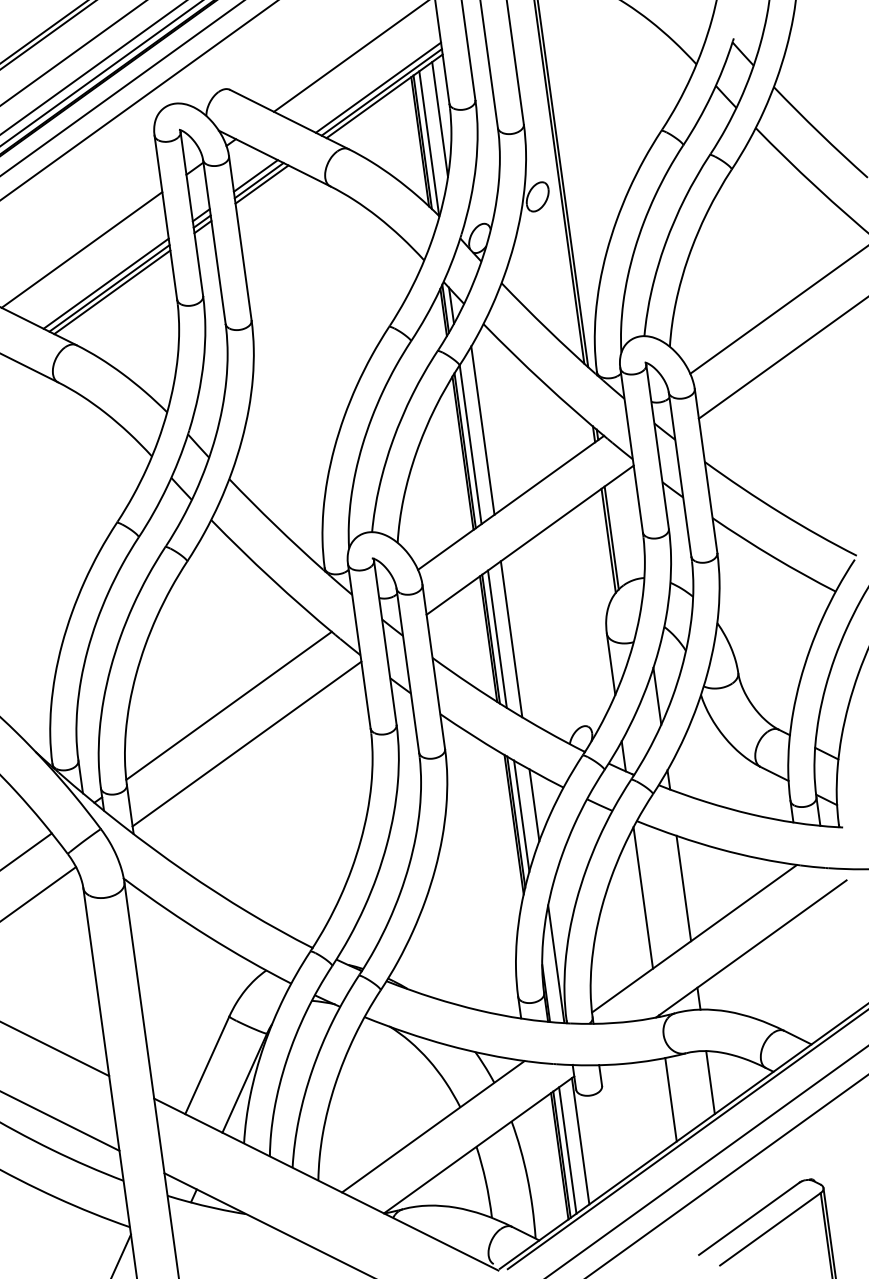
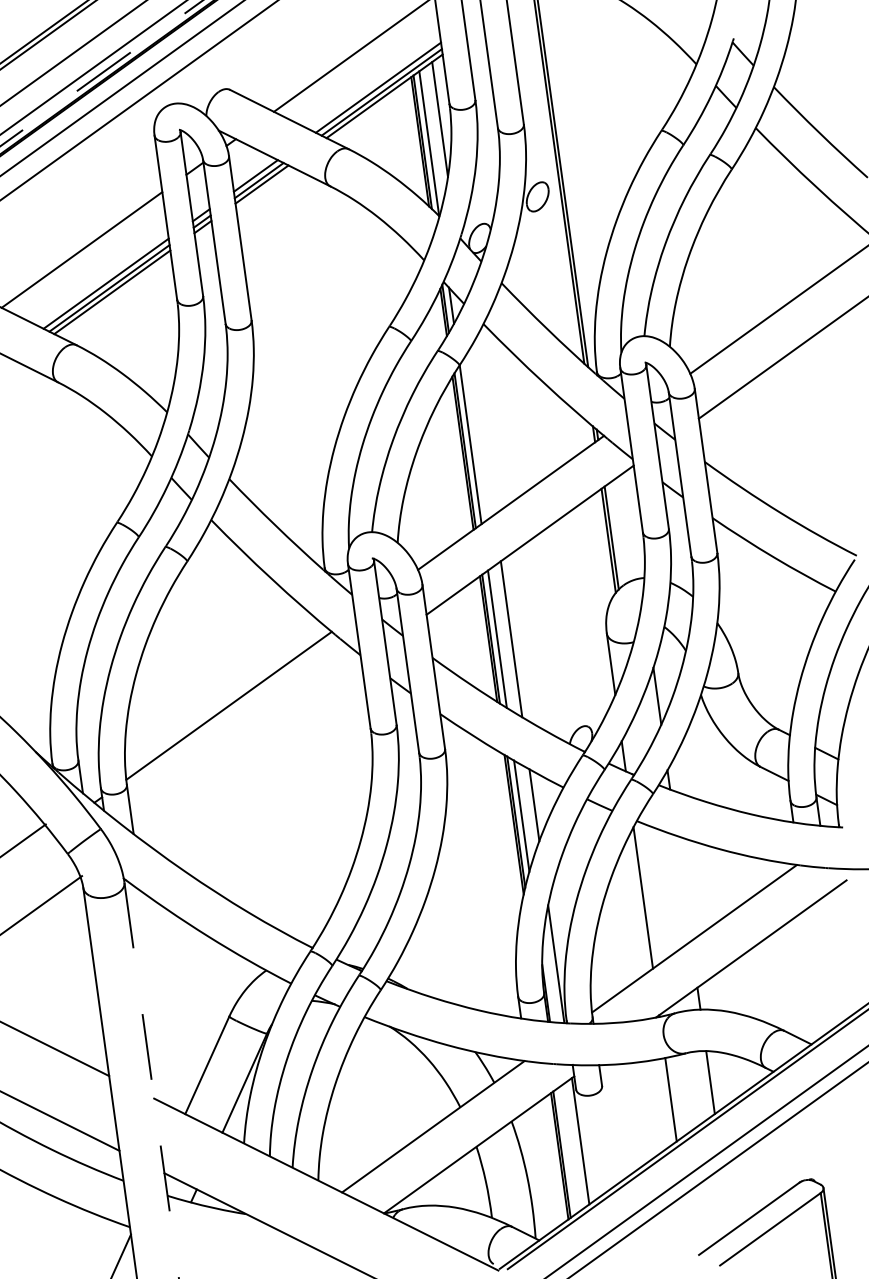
line: solid -> dashed (101, 73)
line: present -> none (482, 430)
line: present -> none (246, 743)
line position: (26, 851) -> (23, 839) (23, 839)
line: present -> none (683, 888)
line position: (39, 893) -> (42, 904) (42, 904)
line: solid -> dashed (151, 1080)
line: present -> none (567, 1150)
line position: (727, 1175) -> (718, 1169) (718, 1169)
